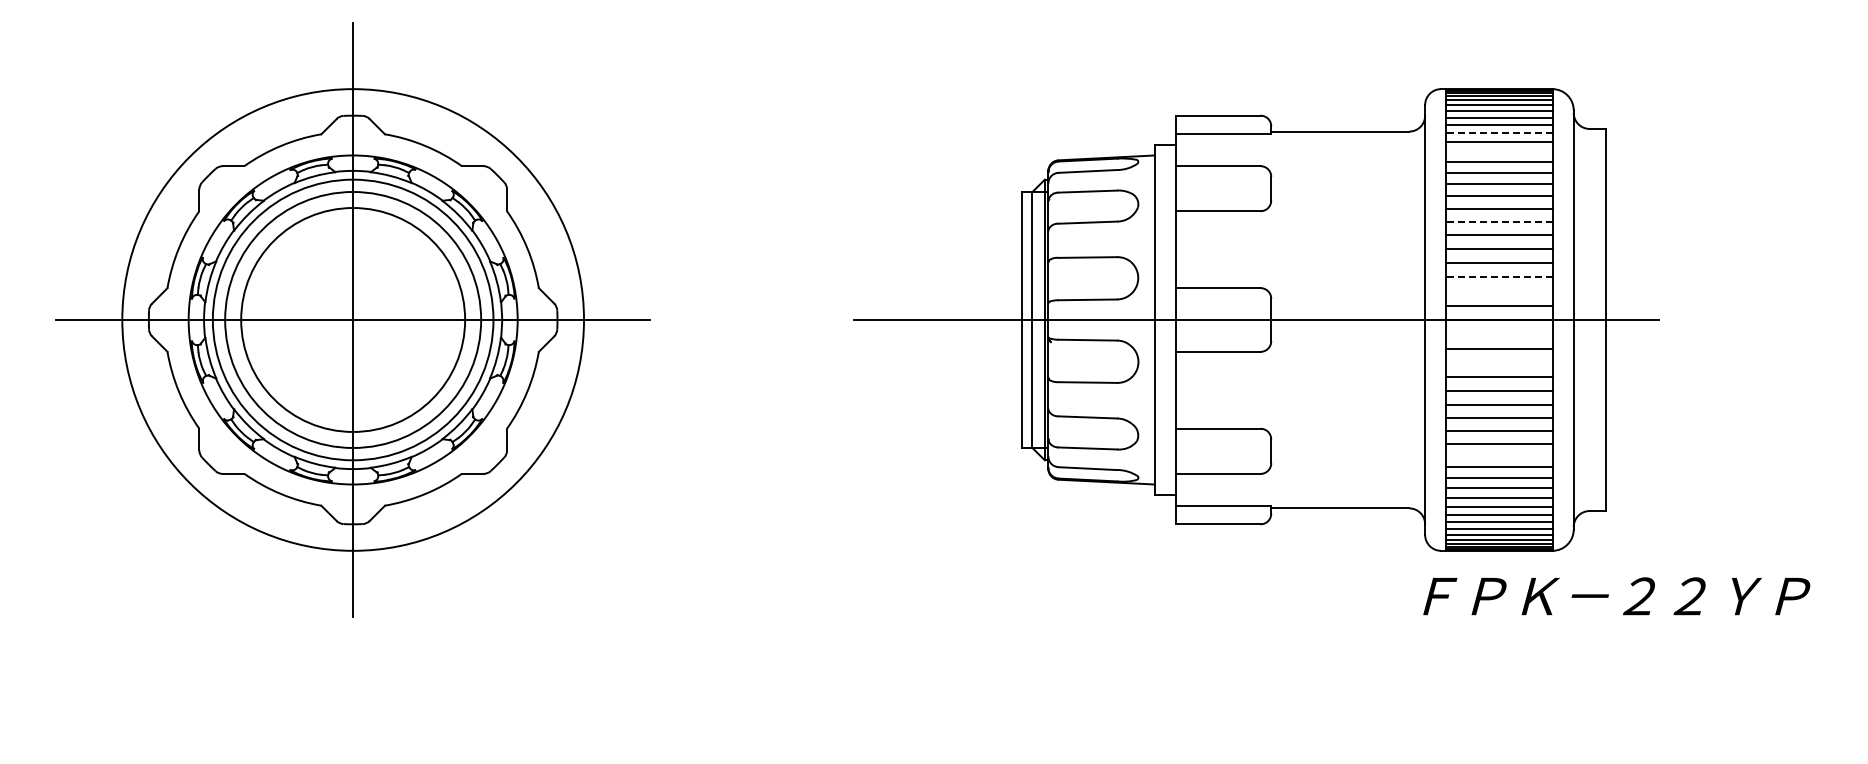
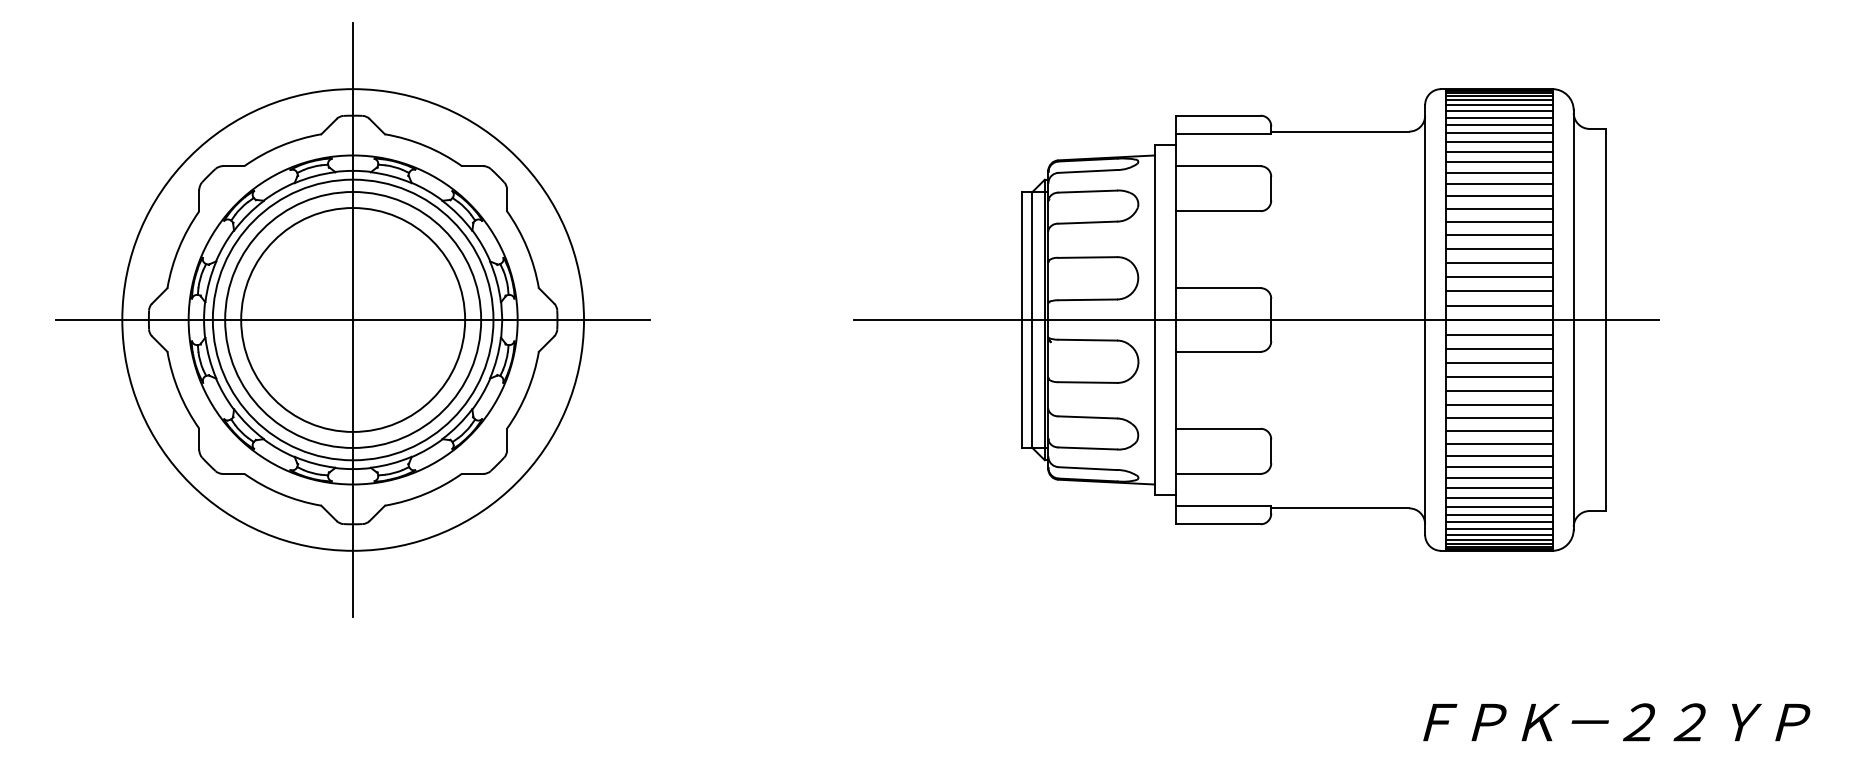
line: dashed -> solid (1498, 133)
line: none -> present (1499, 151)
line: dashed -> solid (1498, 221)
line: dashed -> solid (1498, 276)
line: none -> present (1499, 291)
line: none -> present (1499, 334)
line: none -> present (1499, 363)
line: none -> present (1499, 455)
text position: (1616, 596) -> (1616, 722) (1616, 722)
